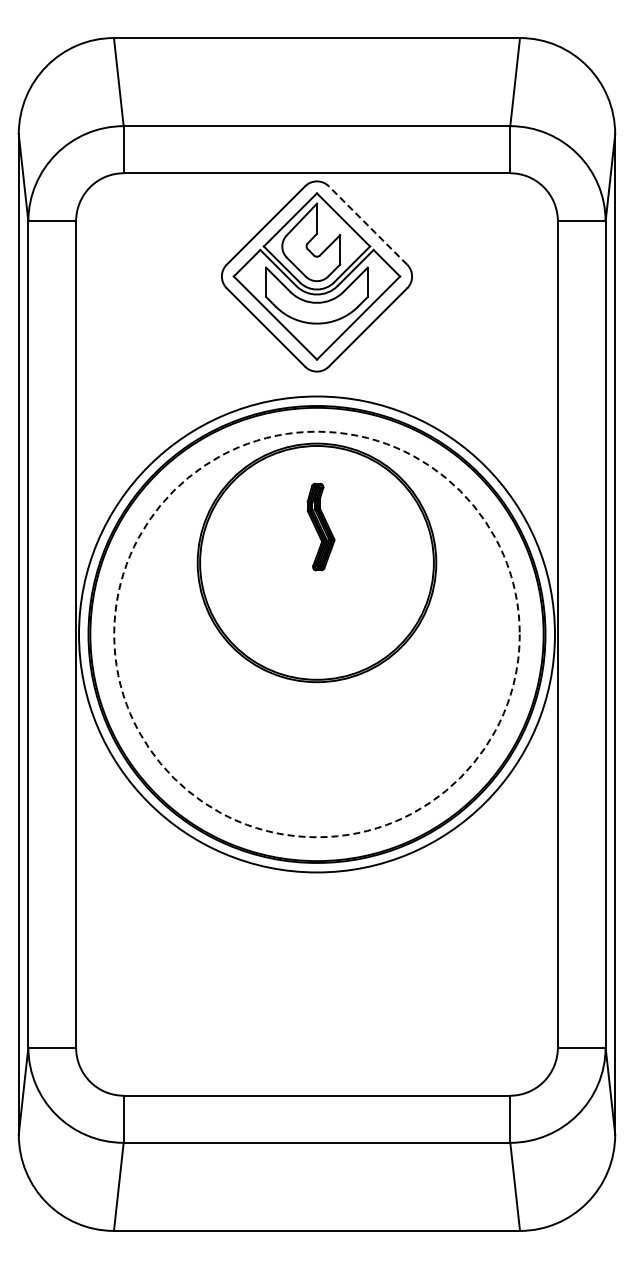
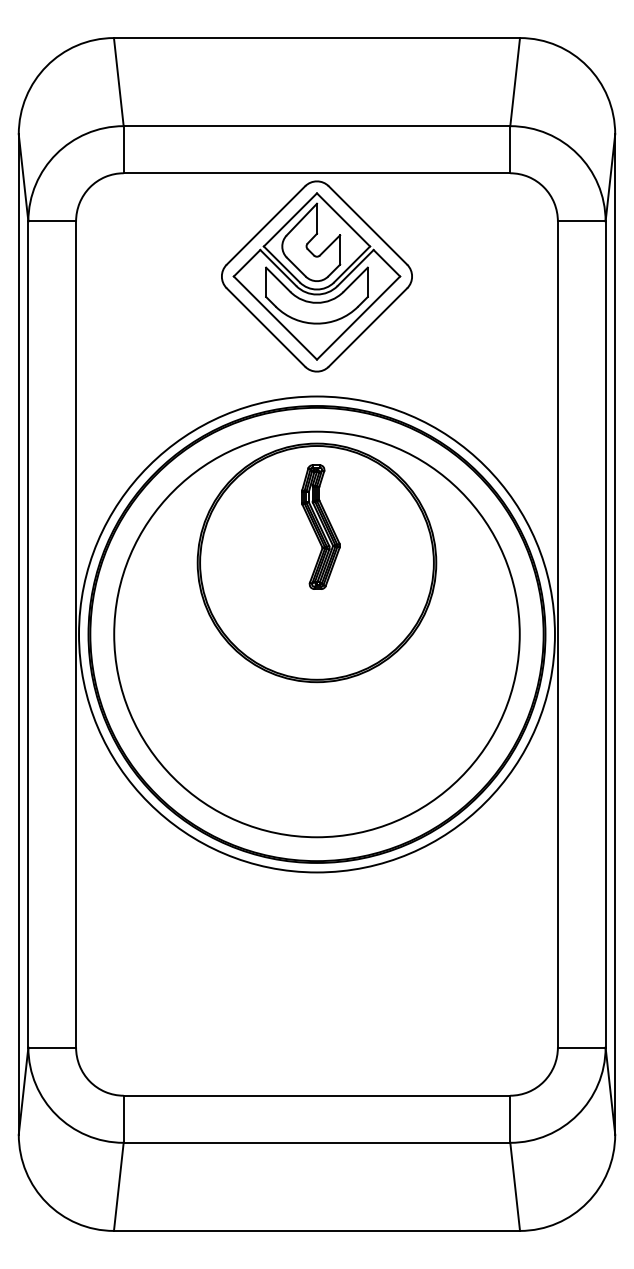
line: dashed -> solid (367, 225)
part size: 30x90 px -> 40x126 px (320, 526)
circle: dashed -> solid (316, 634)
